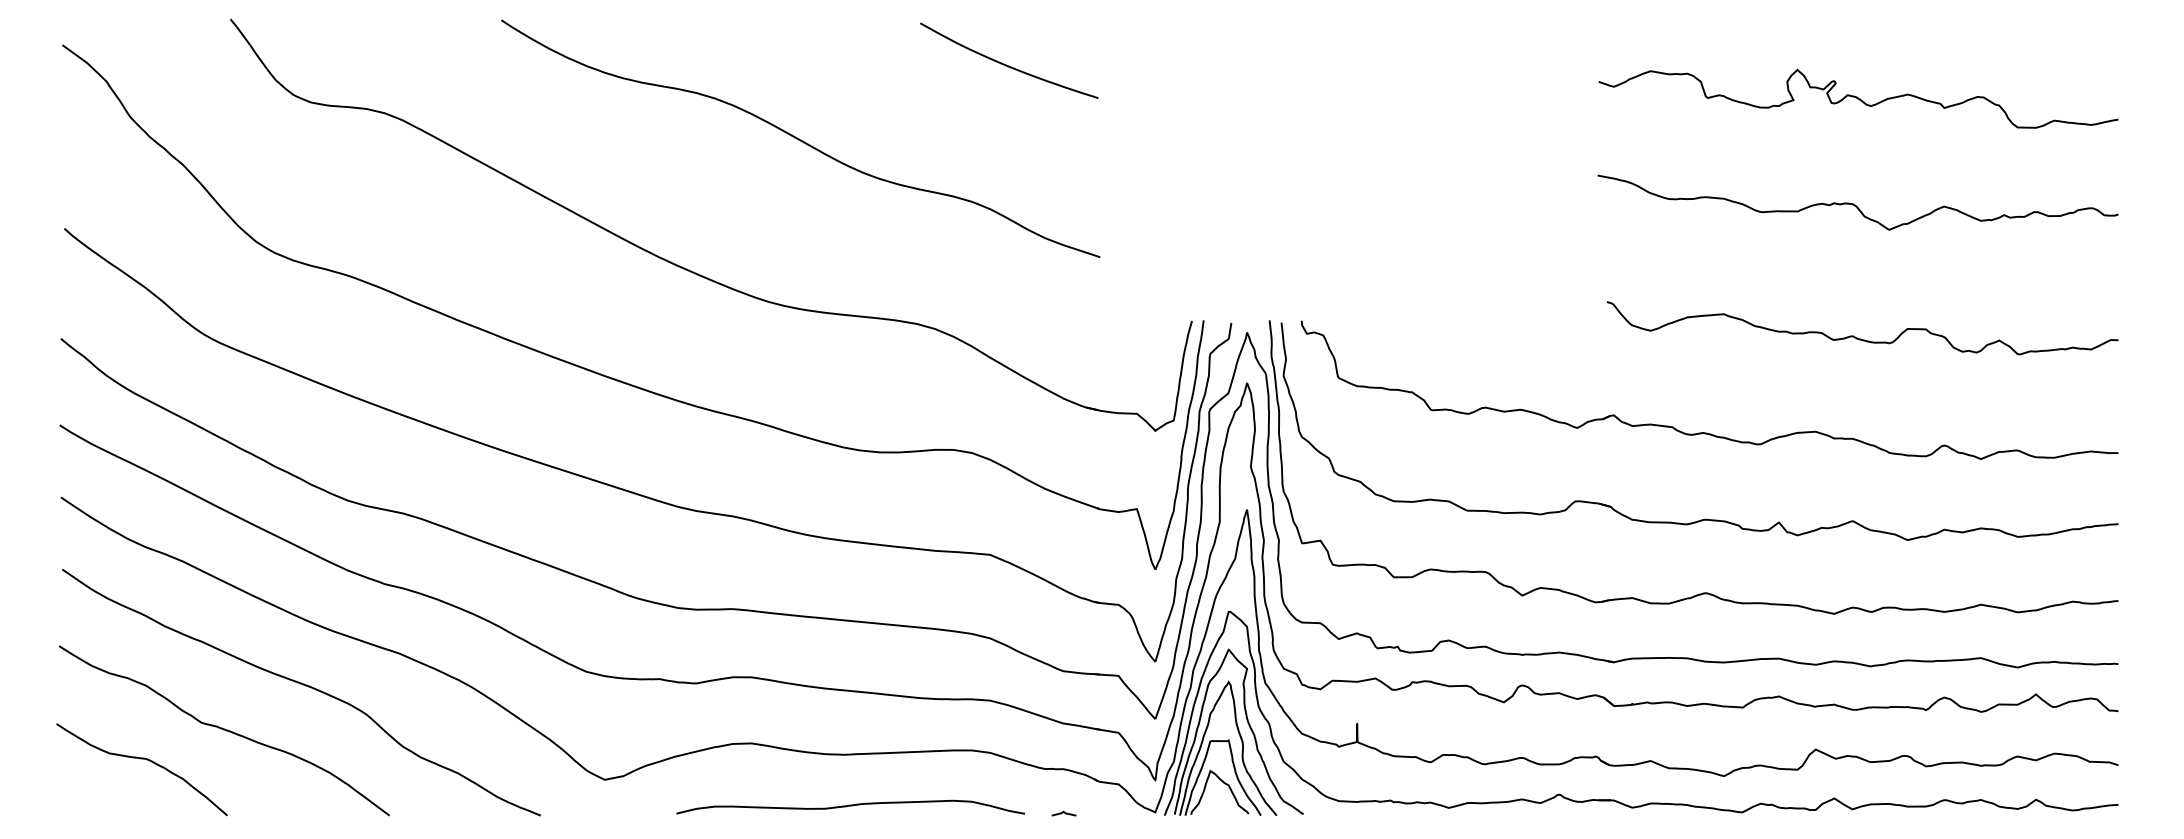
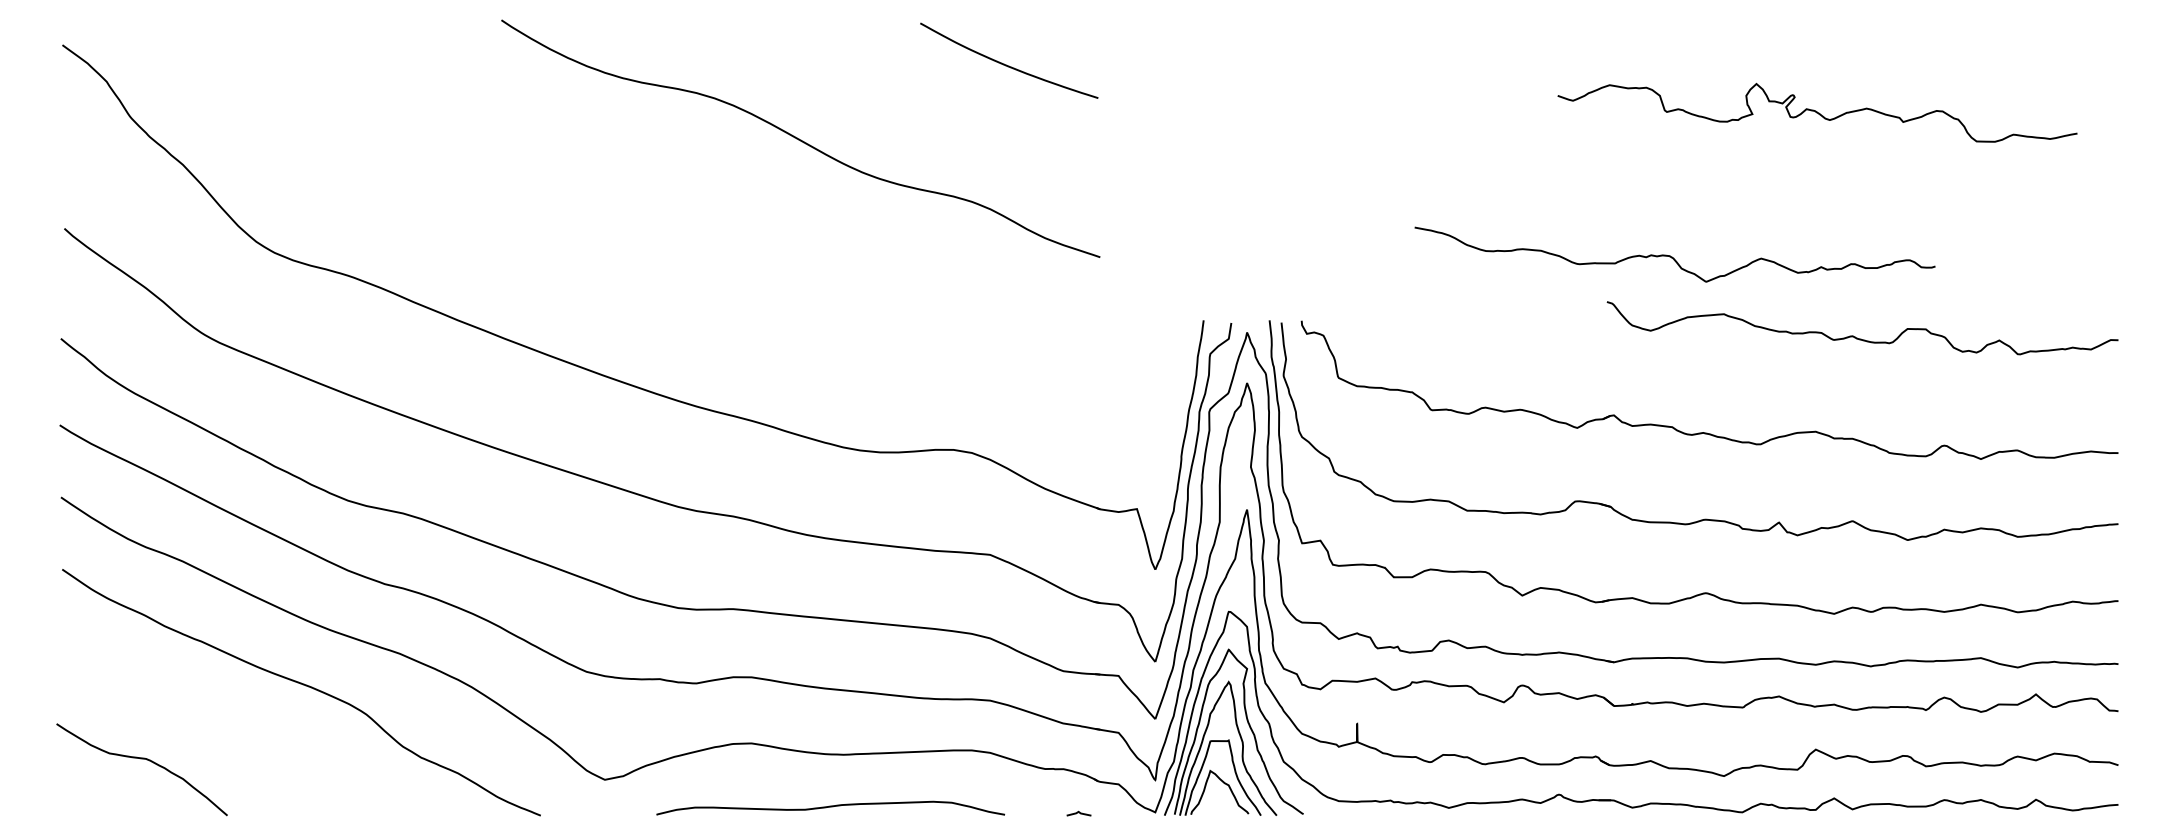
curve position: (1858, 98) -> (1817, 112) (1817, 112)
curve position: (1855, 204) -> (1672, 256) (1672, 256)
part: present -> none (689, 269)
curve: present -> none (223, 730)
curve position: (850, 806) -> (830, 807) (830, 807)
line position: (1063, 813) -> (1078, 813) (1078, 813)
